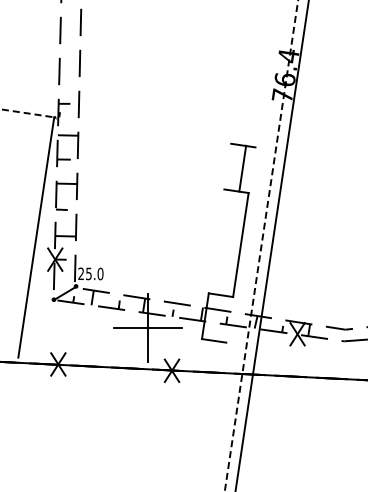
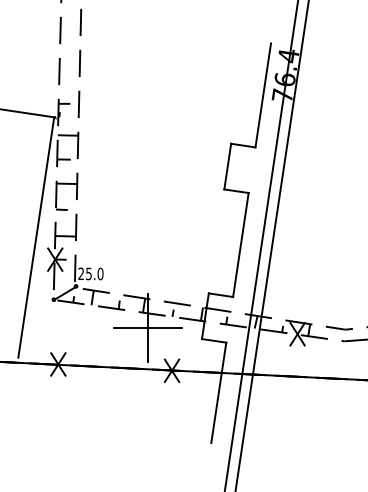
line: none -> present (263, 95)
line: dashed -> solid (27, 113)
line position: (242, 168) -> (227, 166) (227, 166)
line: dashed -> solid (261, 245)
line: none -> present (218, 392)
